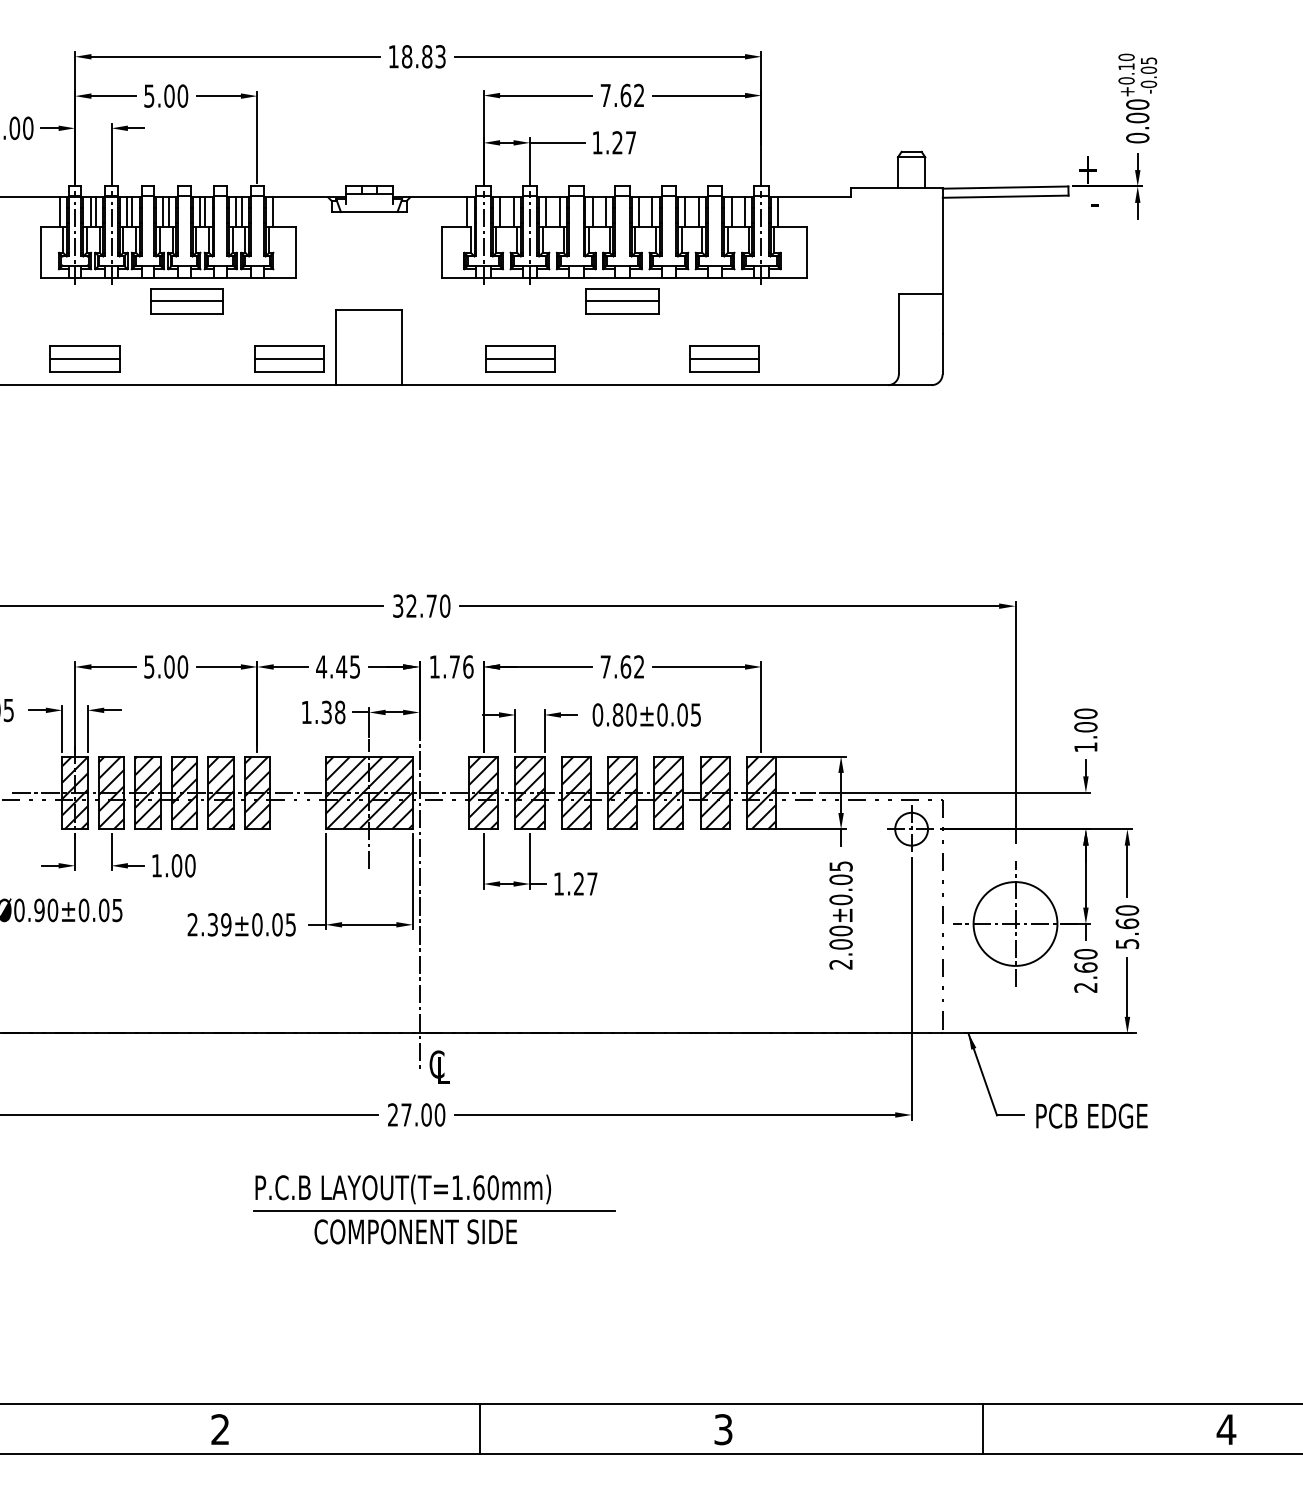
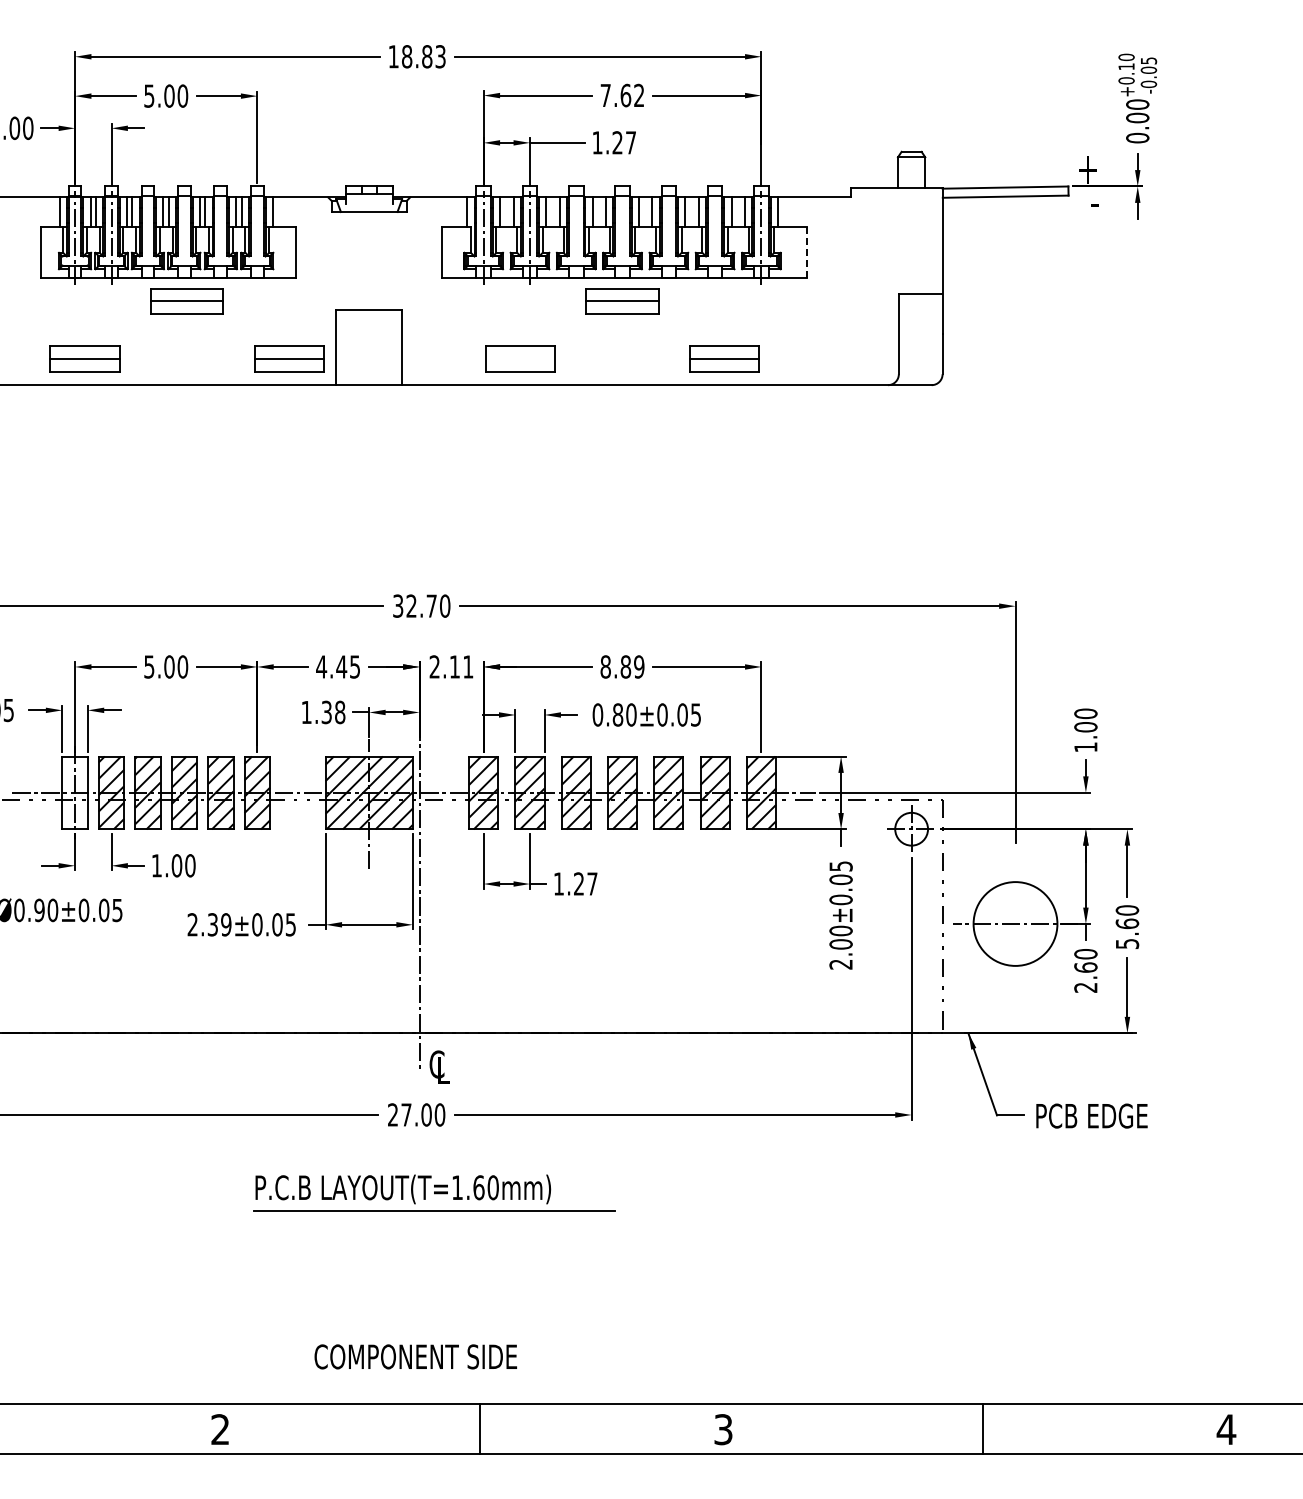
line: solid -> dashed (806, 252)
line: present -> none (519, 358)
text: 1.76 -> 2.11 (451, 666)
text: 7.62 -> 8.89 (622, 666)
hatch: present -> none (74, 792)
line: present -> none (1015, 923)
text position: (415, 1231) -> (415, 1356) (415, 1356)
